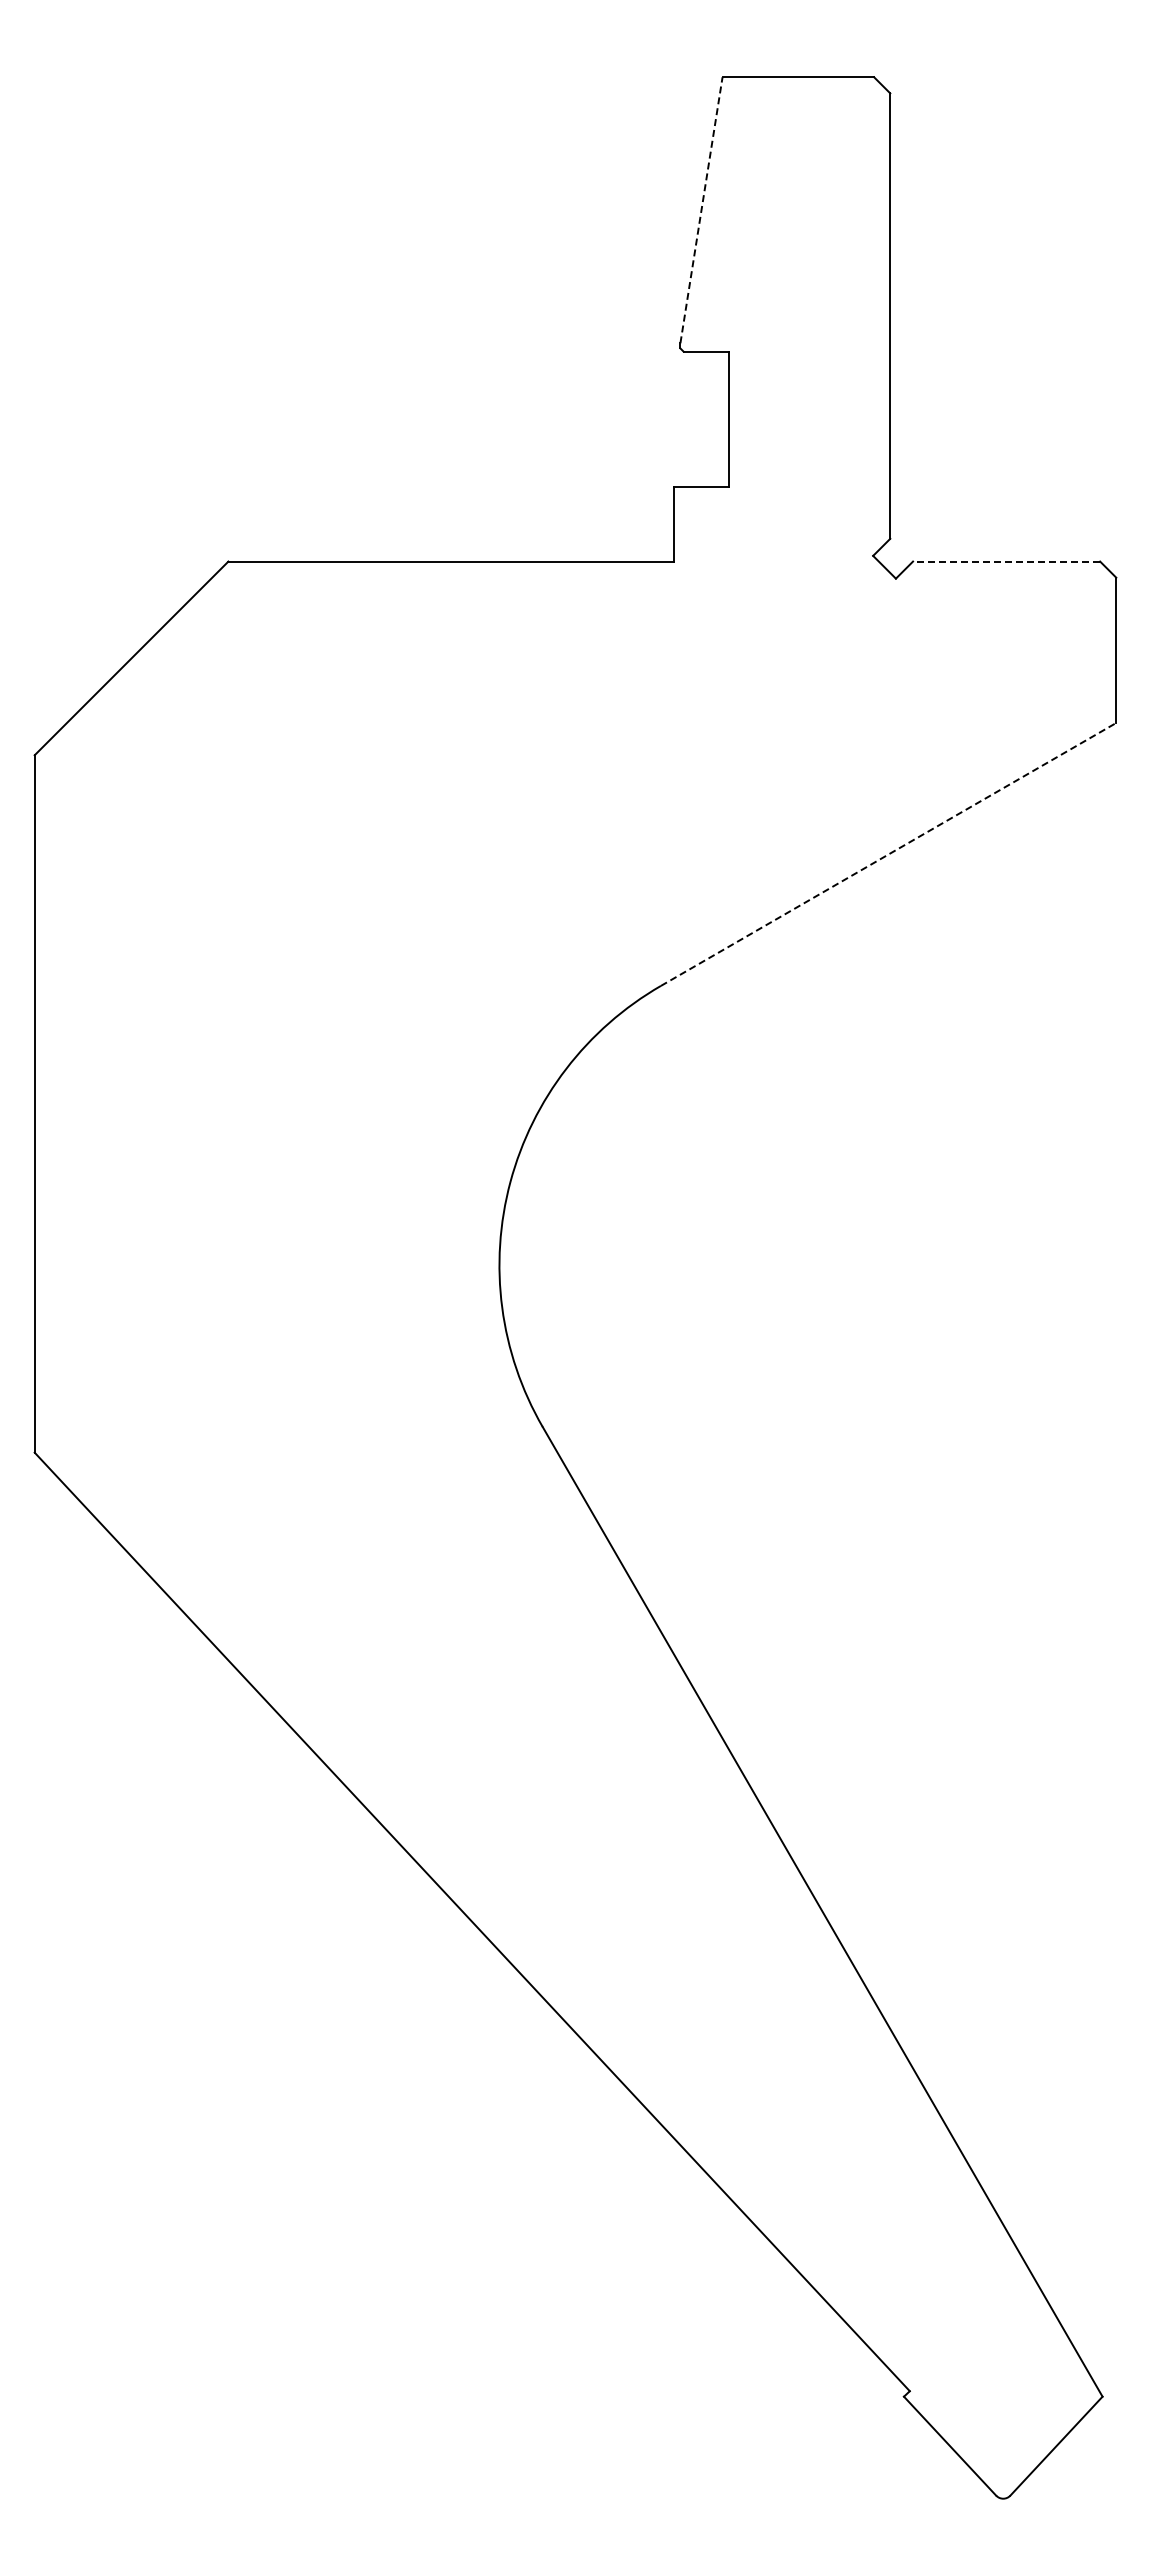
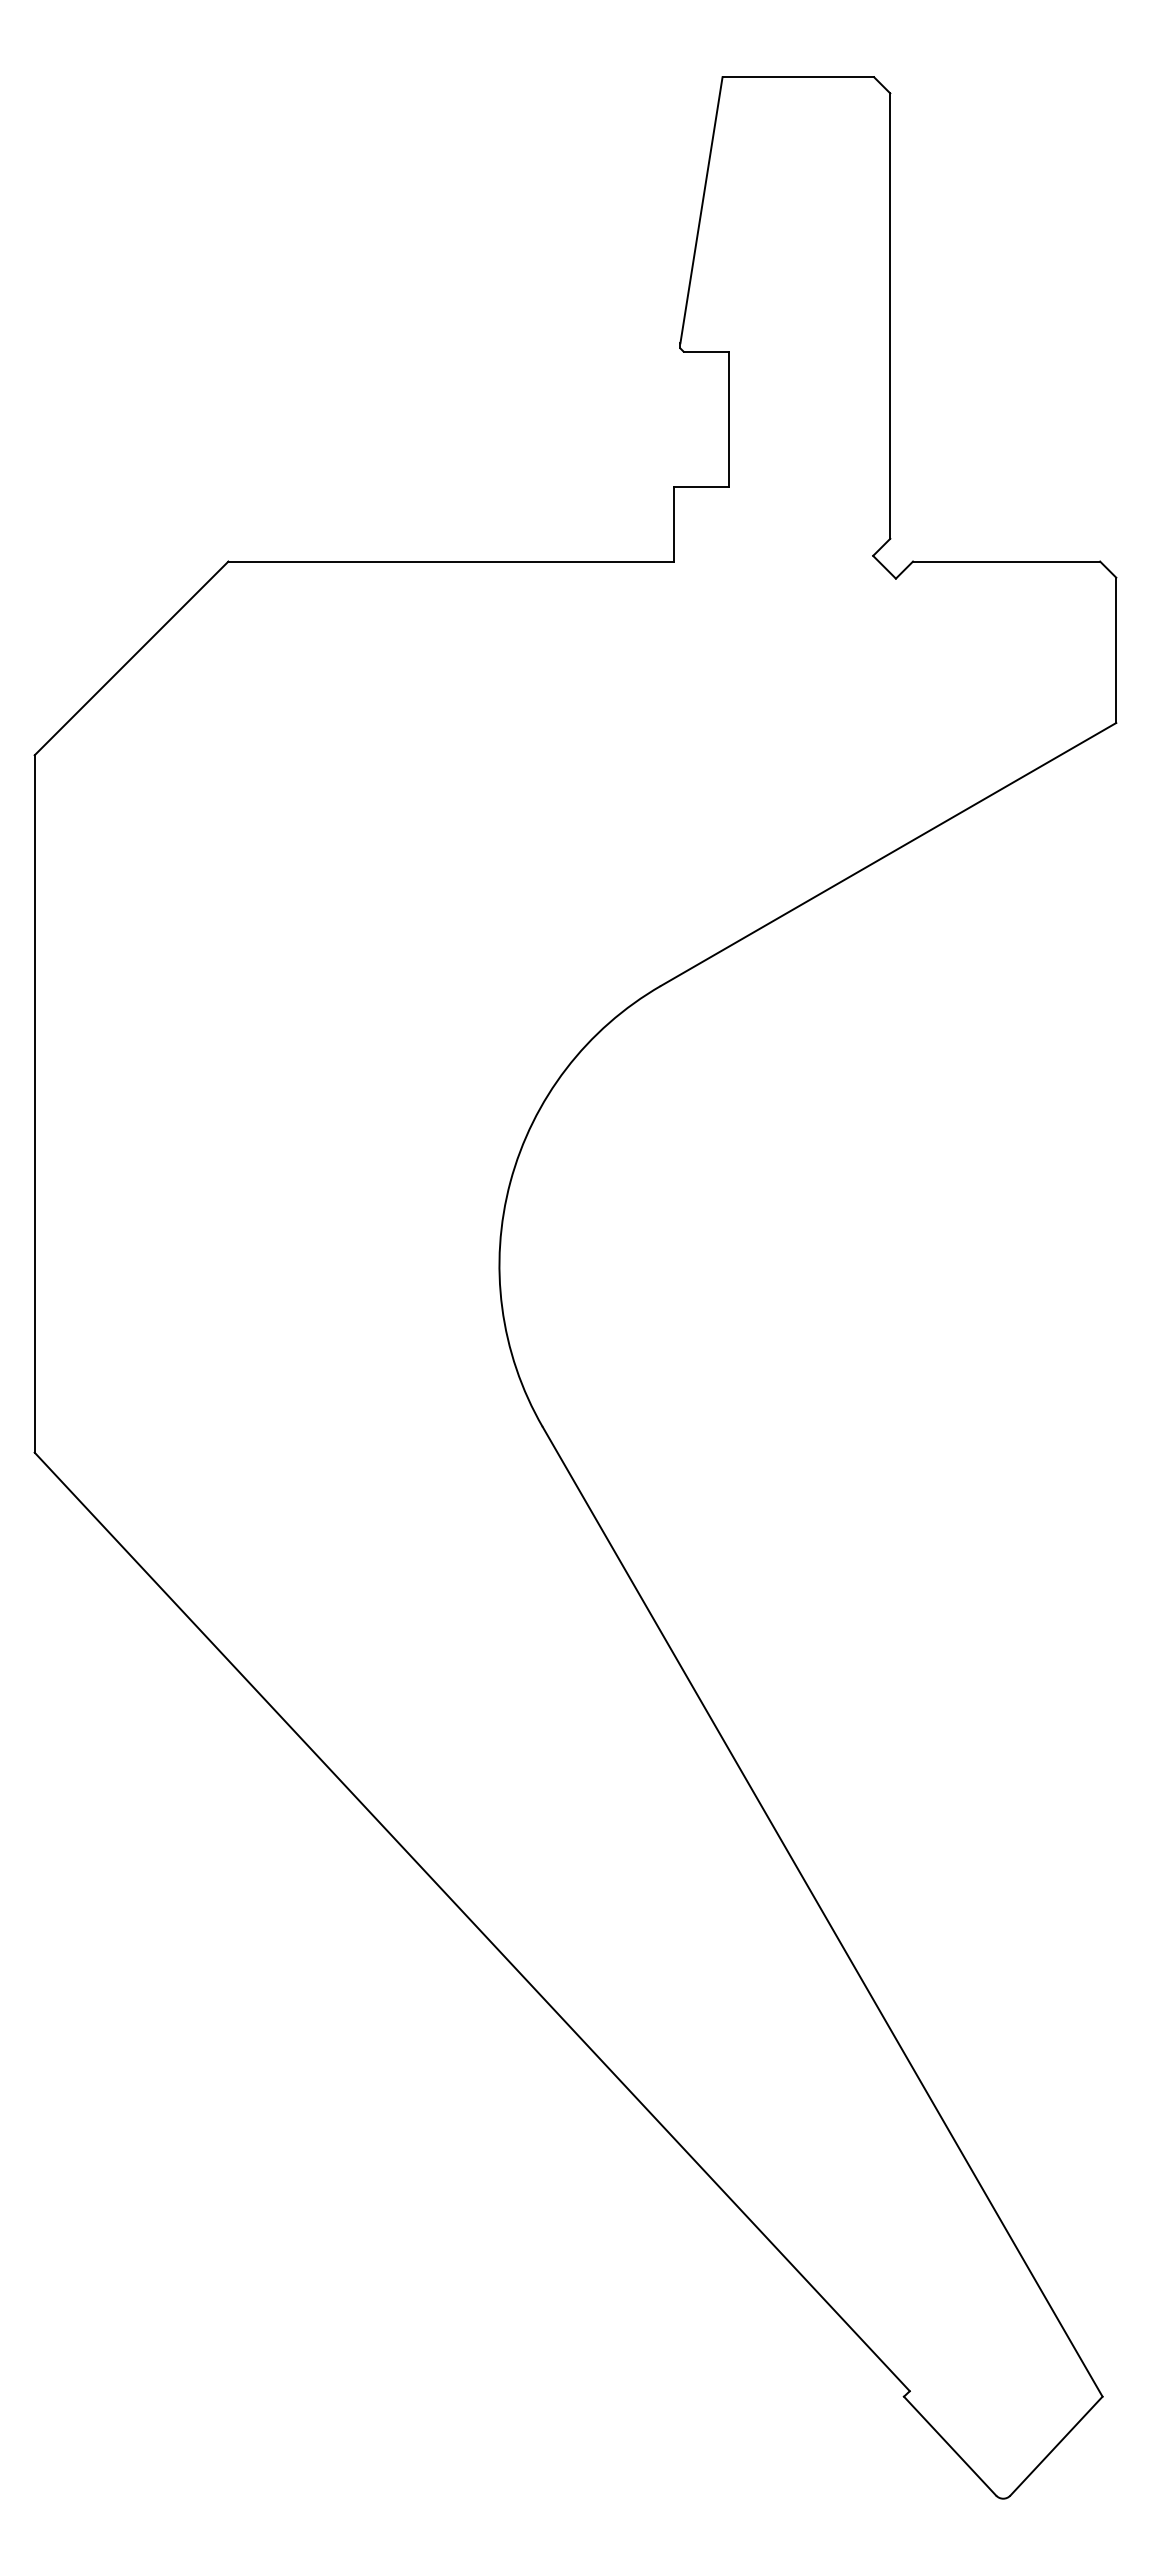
line: dashed -> solid (701, 210)
line: dashed -> solid (1006, 561)
line: dashed -> solid (888, 854)
